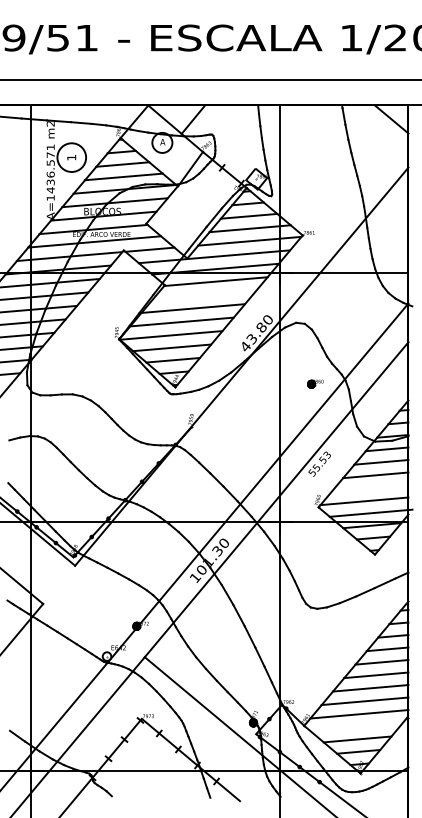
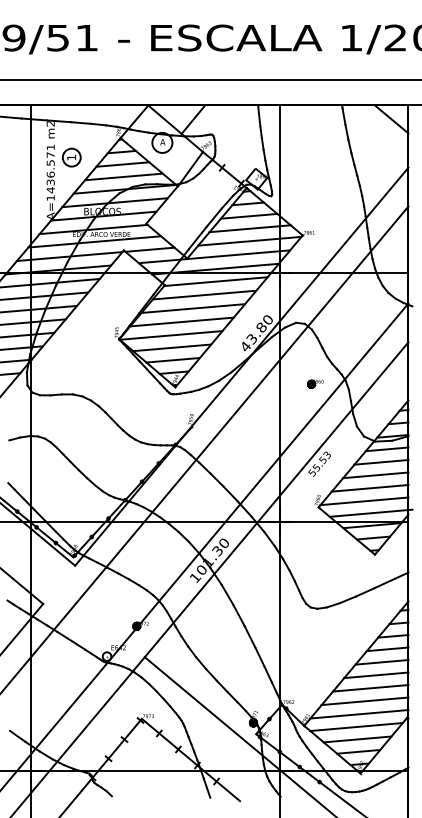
circle diameter: 29 px -> 18 px (71, 157)
line: none -> present (204, 294)
line: none -> present (205, 448)
line: none -> present (369, 488)
line: none -> present (356, 727)
